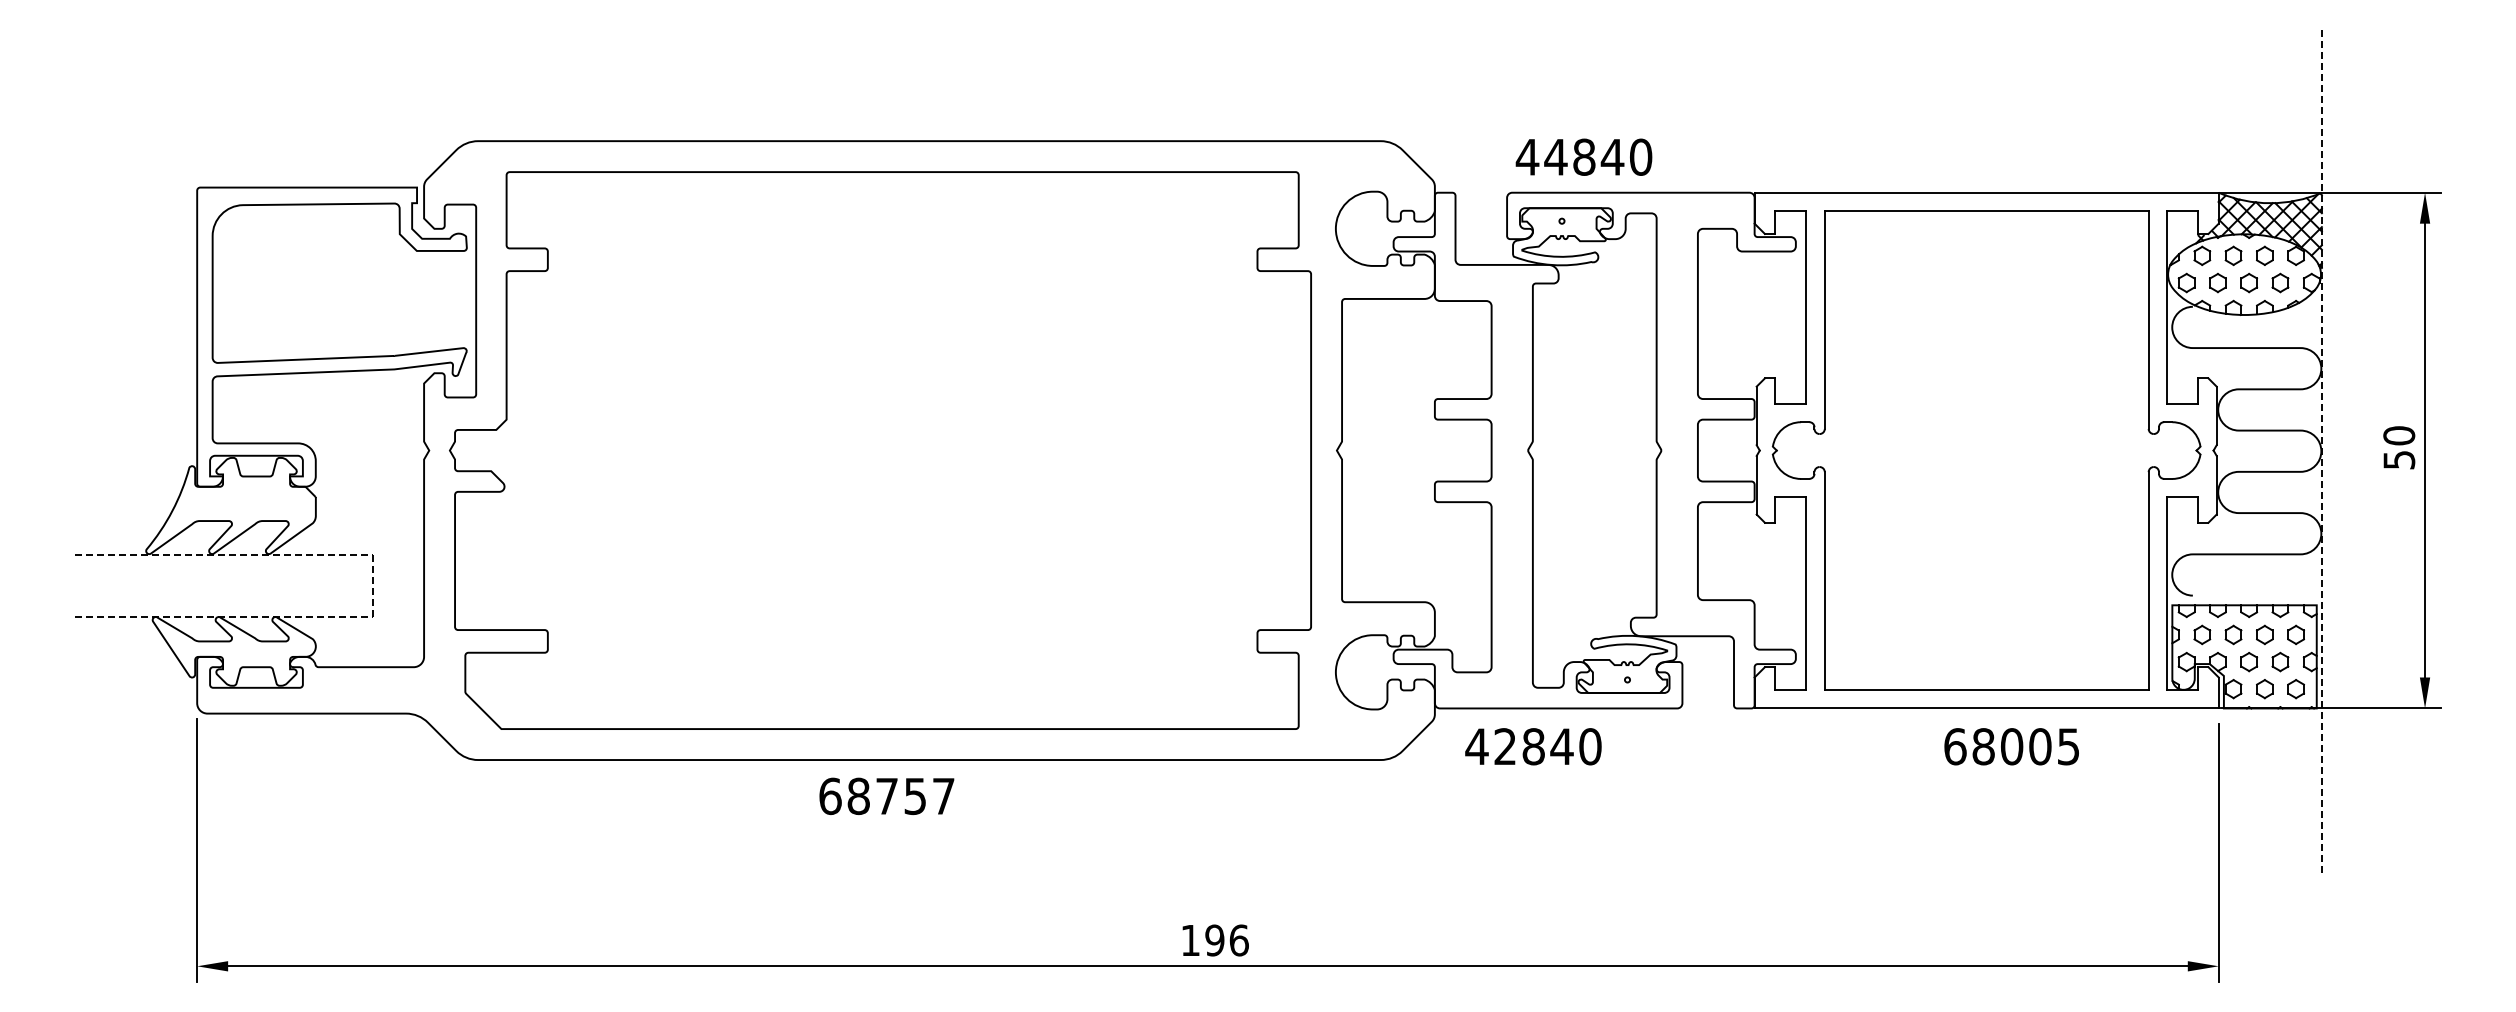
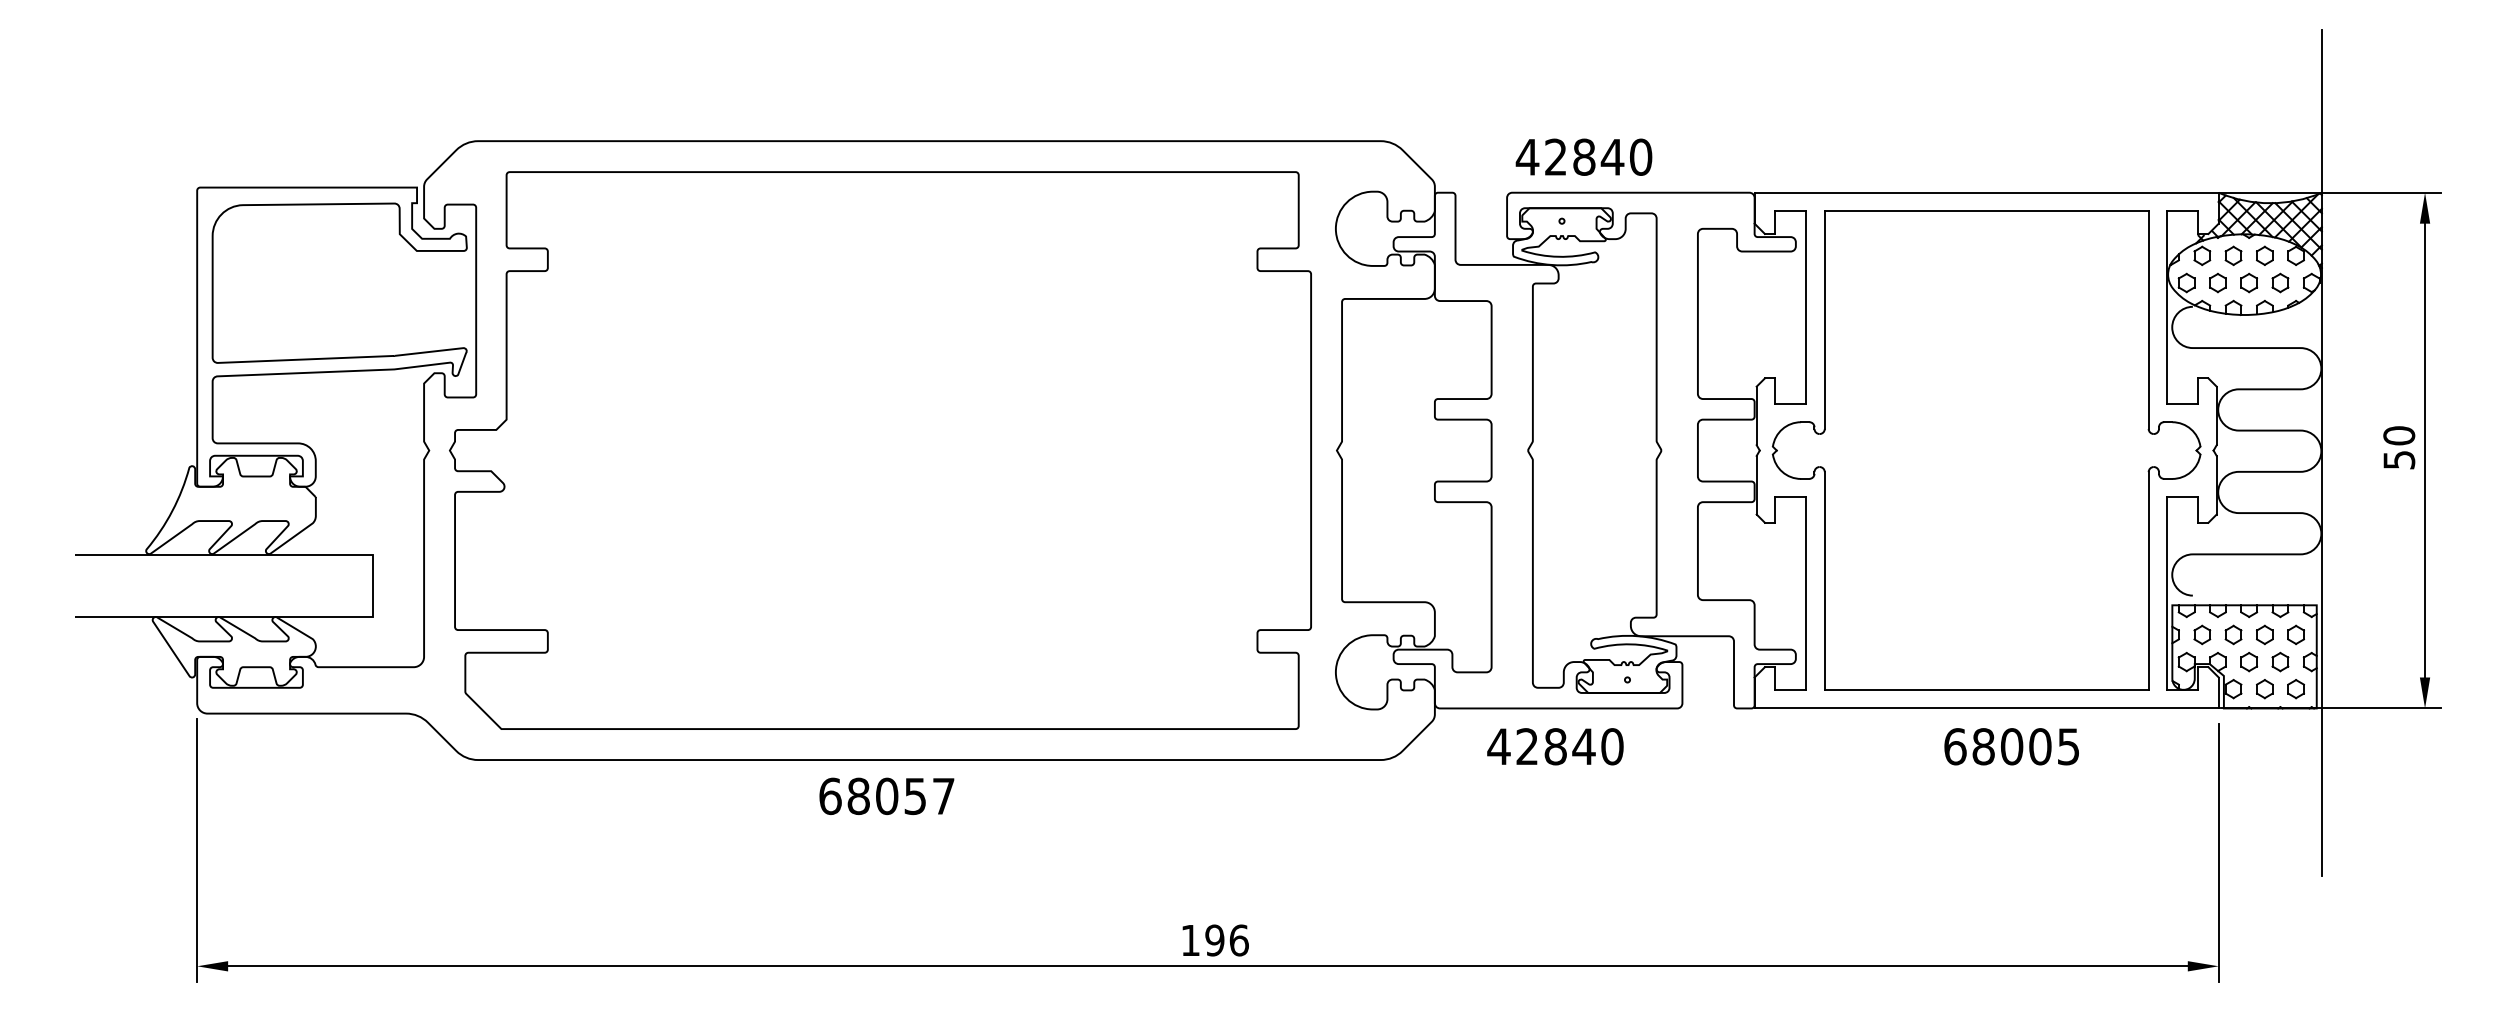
text: 44840 -> 42840 (1555, 156)
line: dashed -> solid (2321, 453)
line: dashed -> solid (372, 585)
text position: (1533, 746) -> (1555, 746) (1555, 746)
text: 68757 -> 68057 (887, 796)
